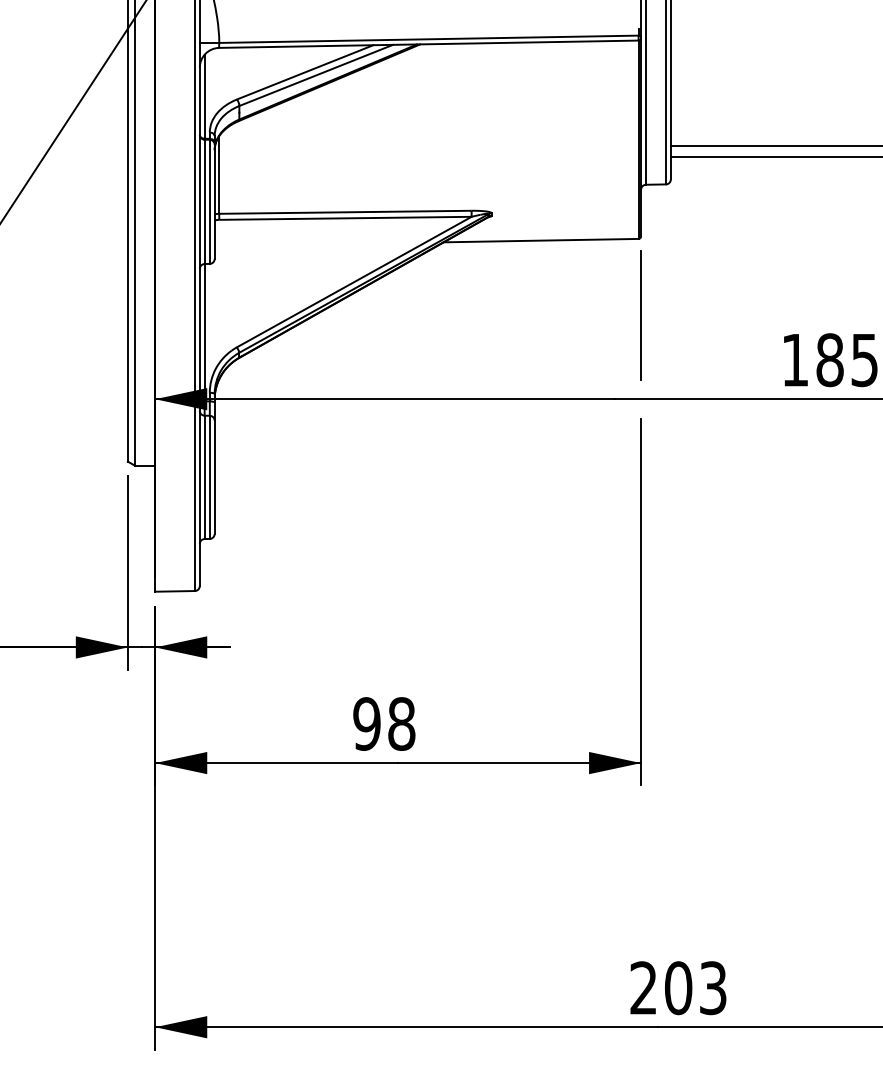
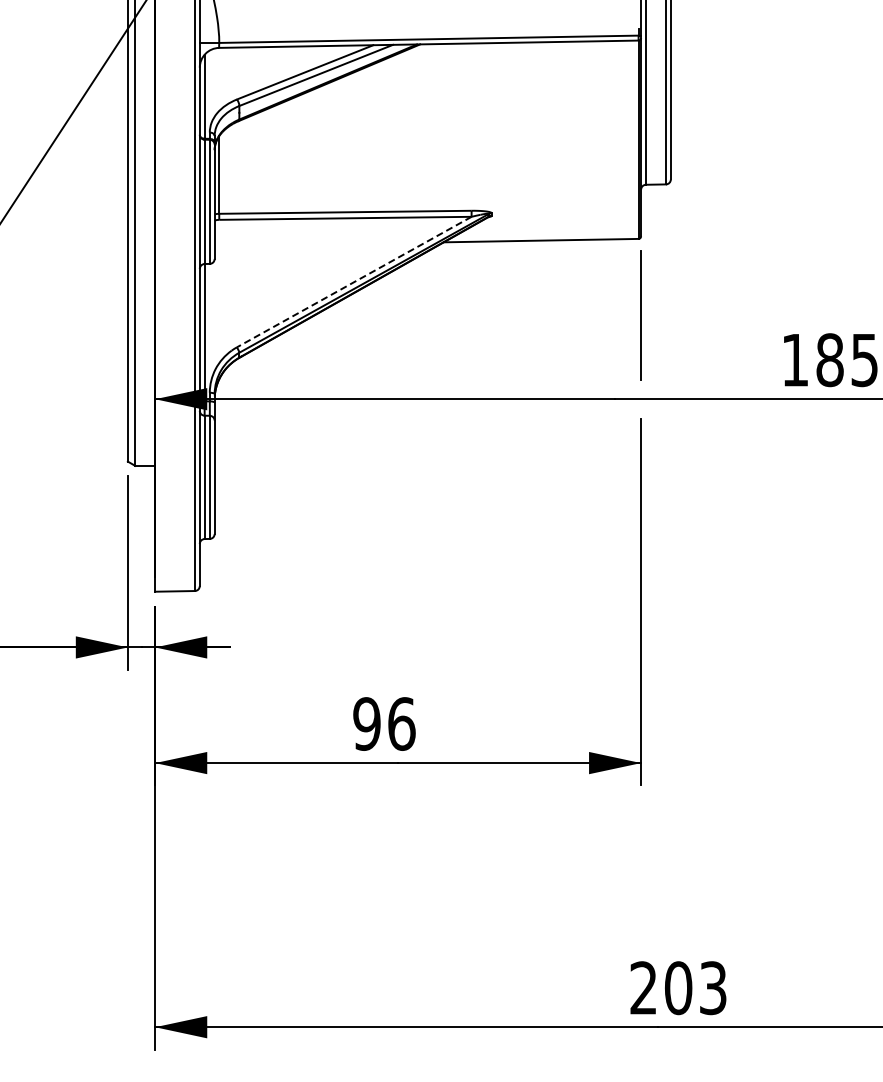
line: present -> none (774, 146)
line: present -> none (774, 157)
line: solid -> dashed (353, 282)
text: 98 -> 96 (401, 723)
